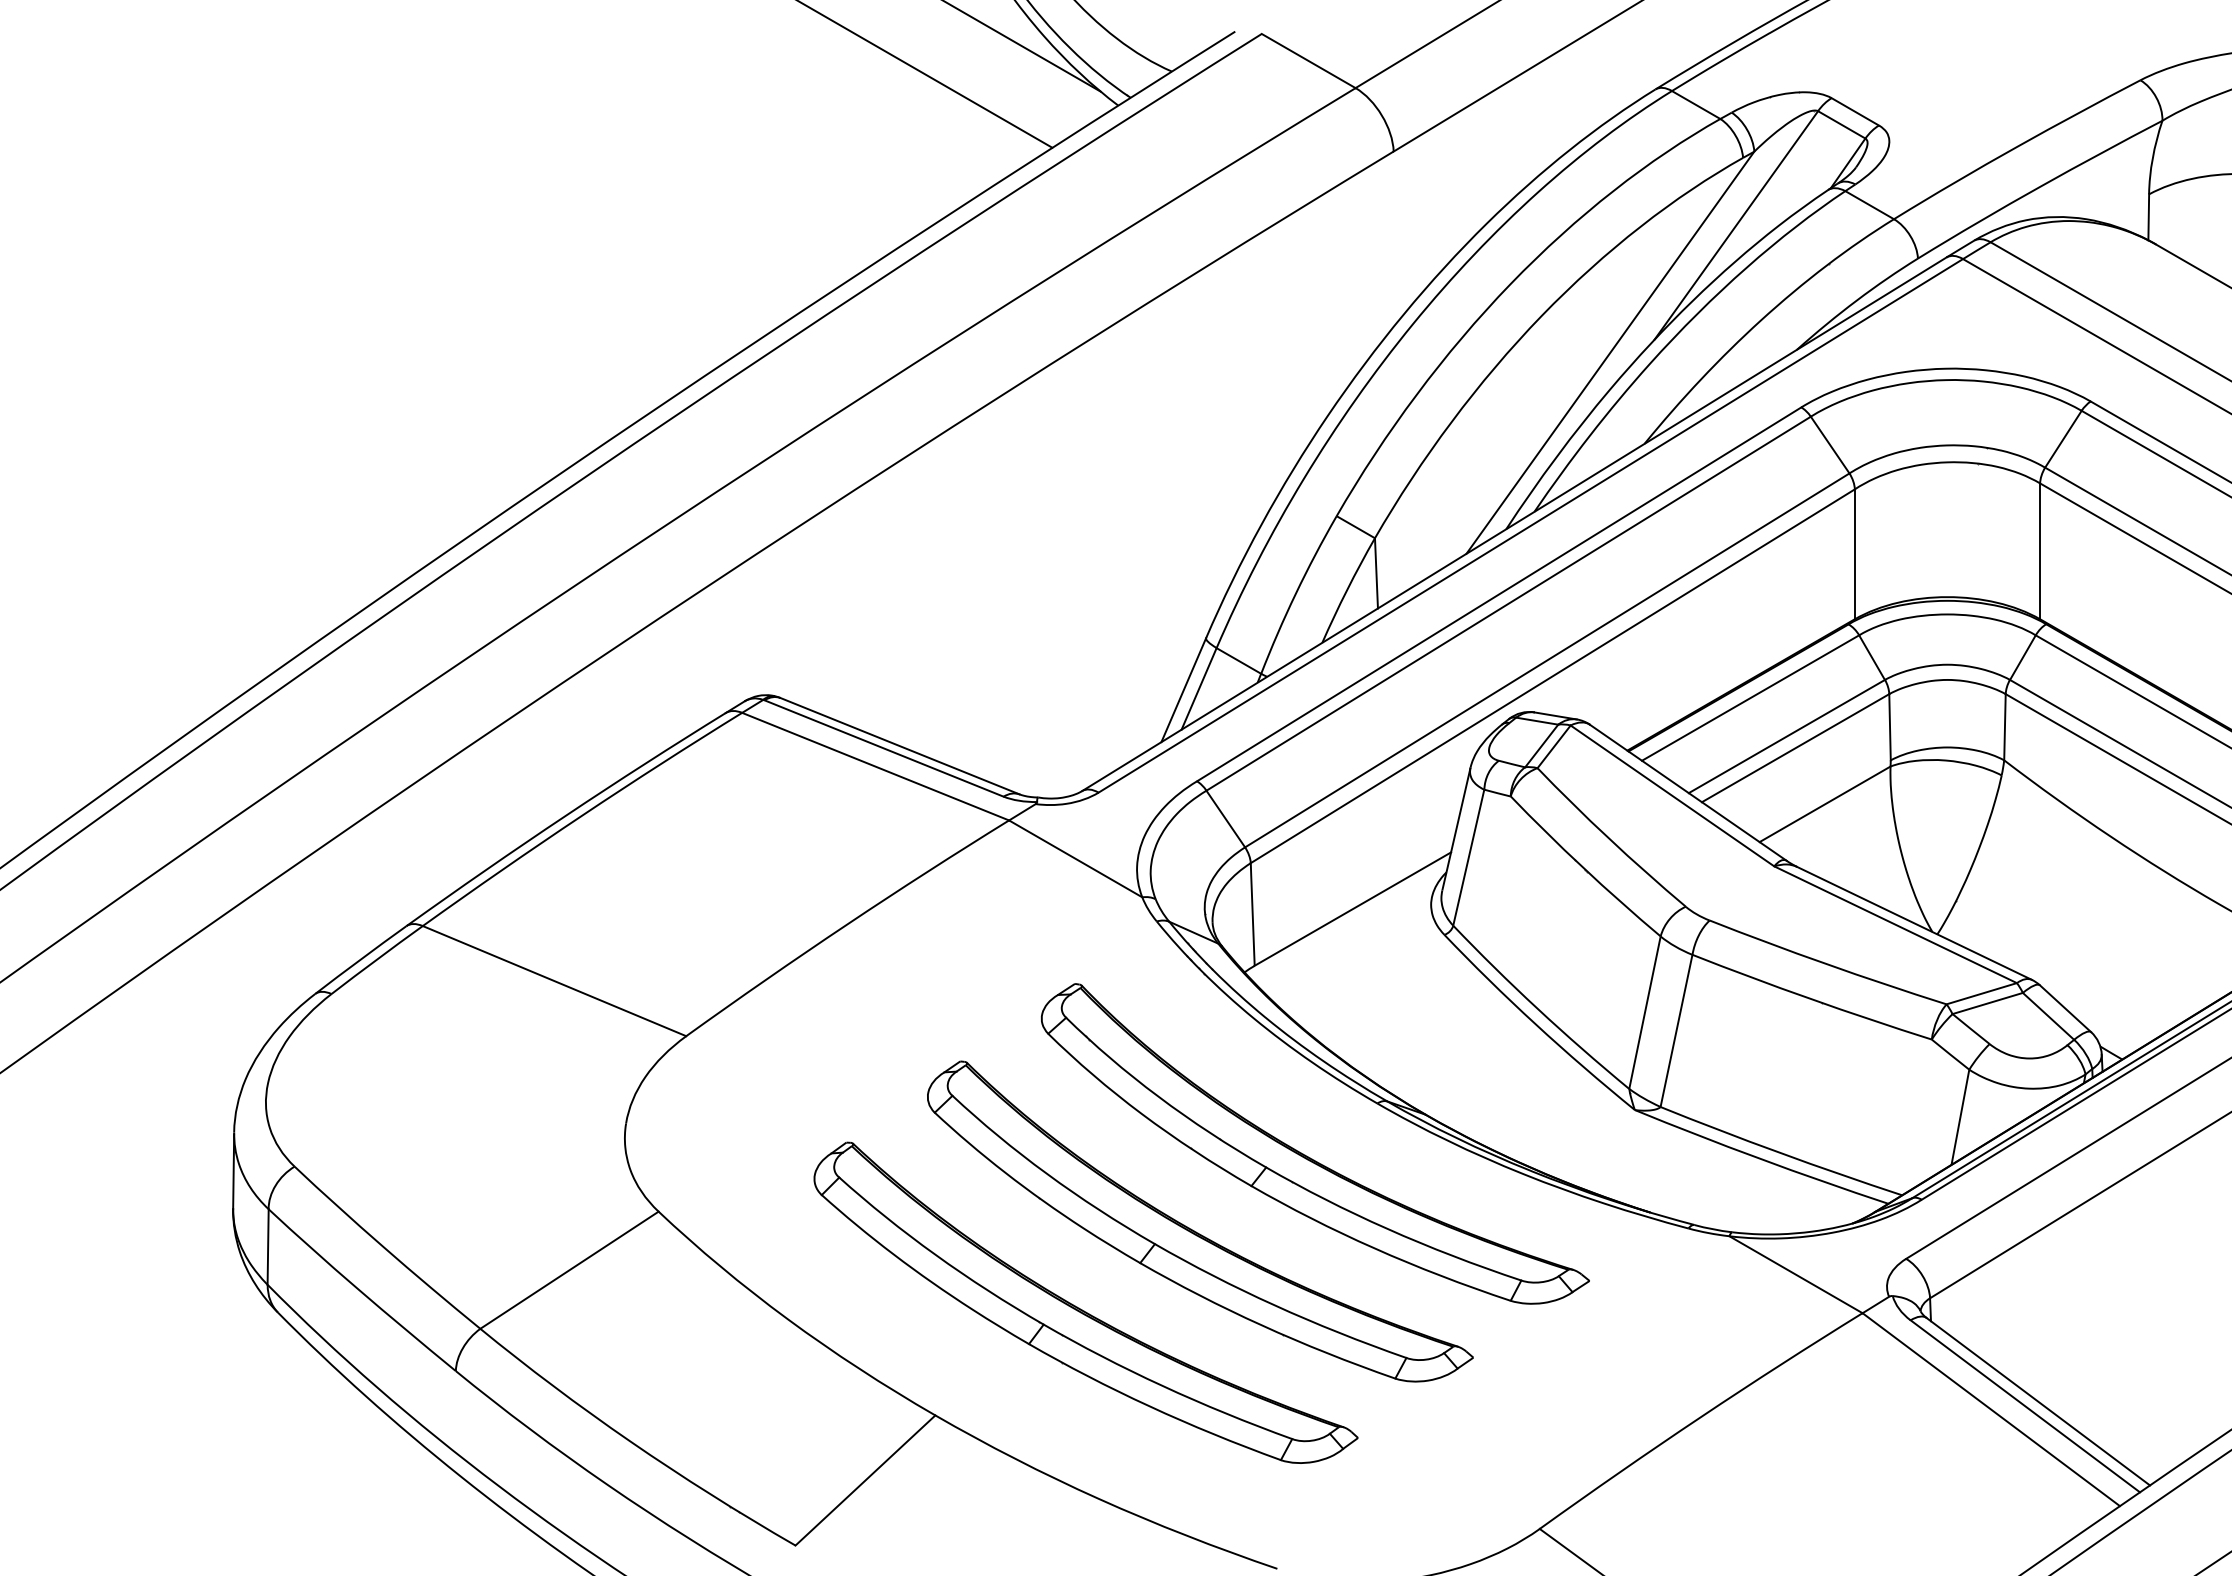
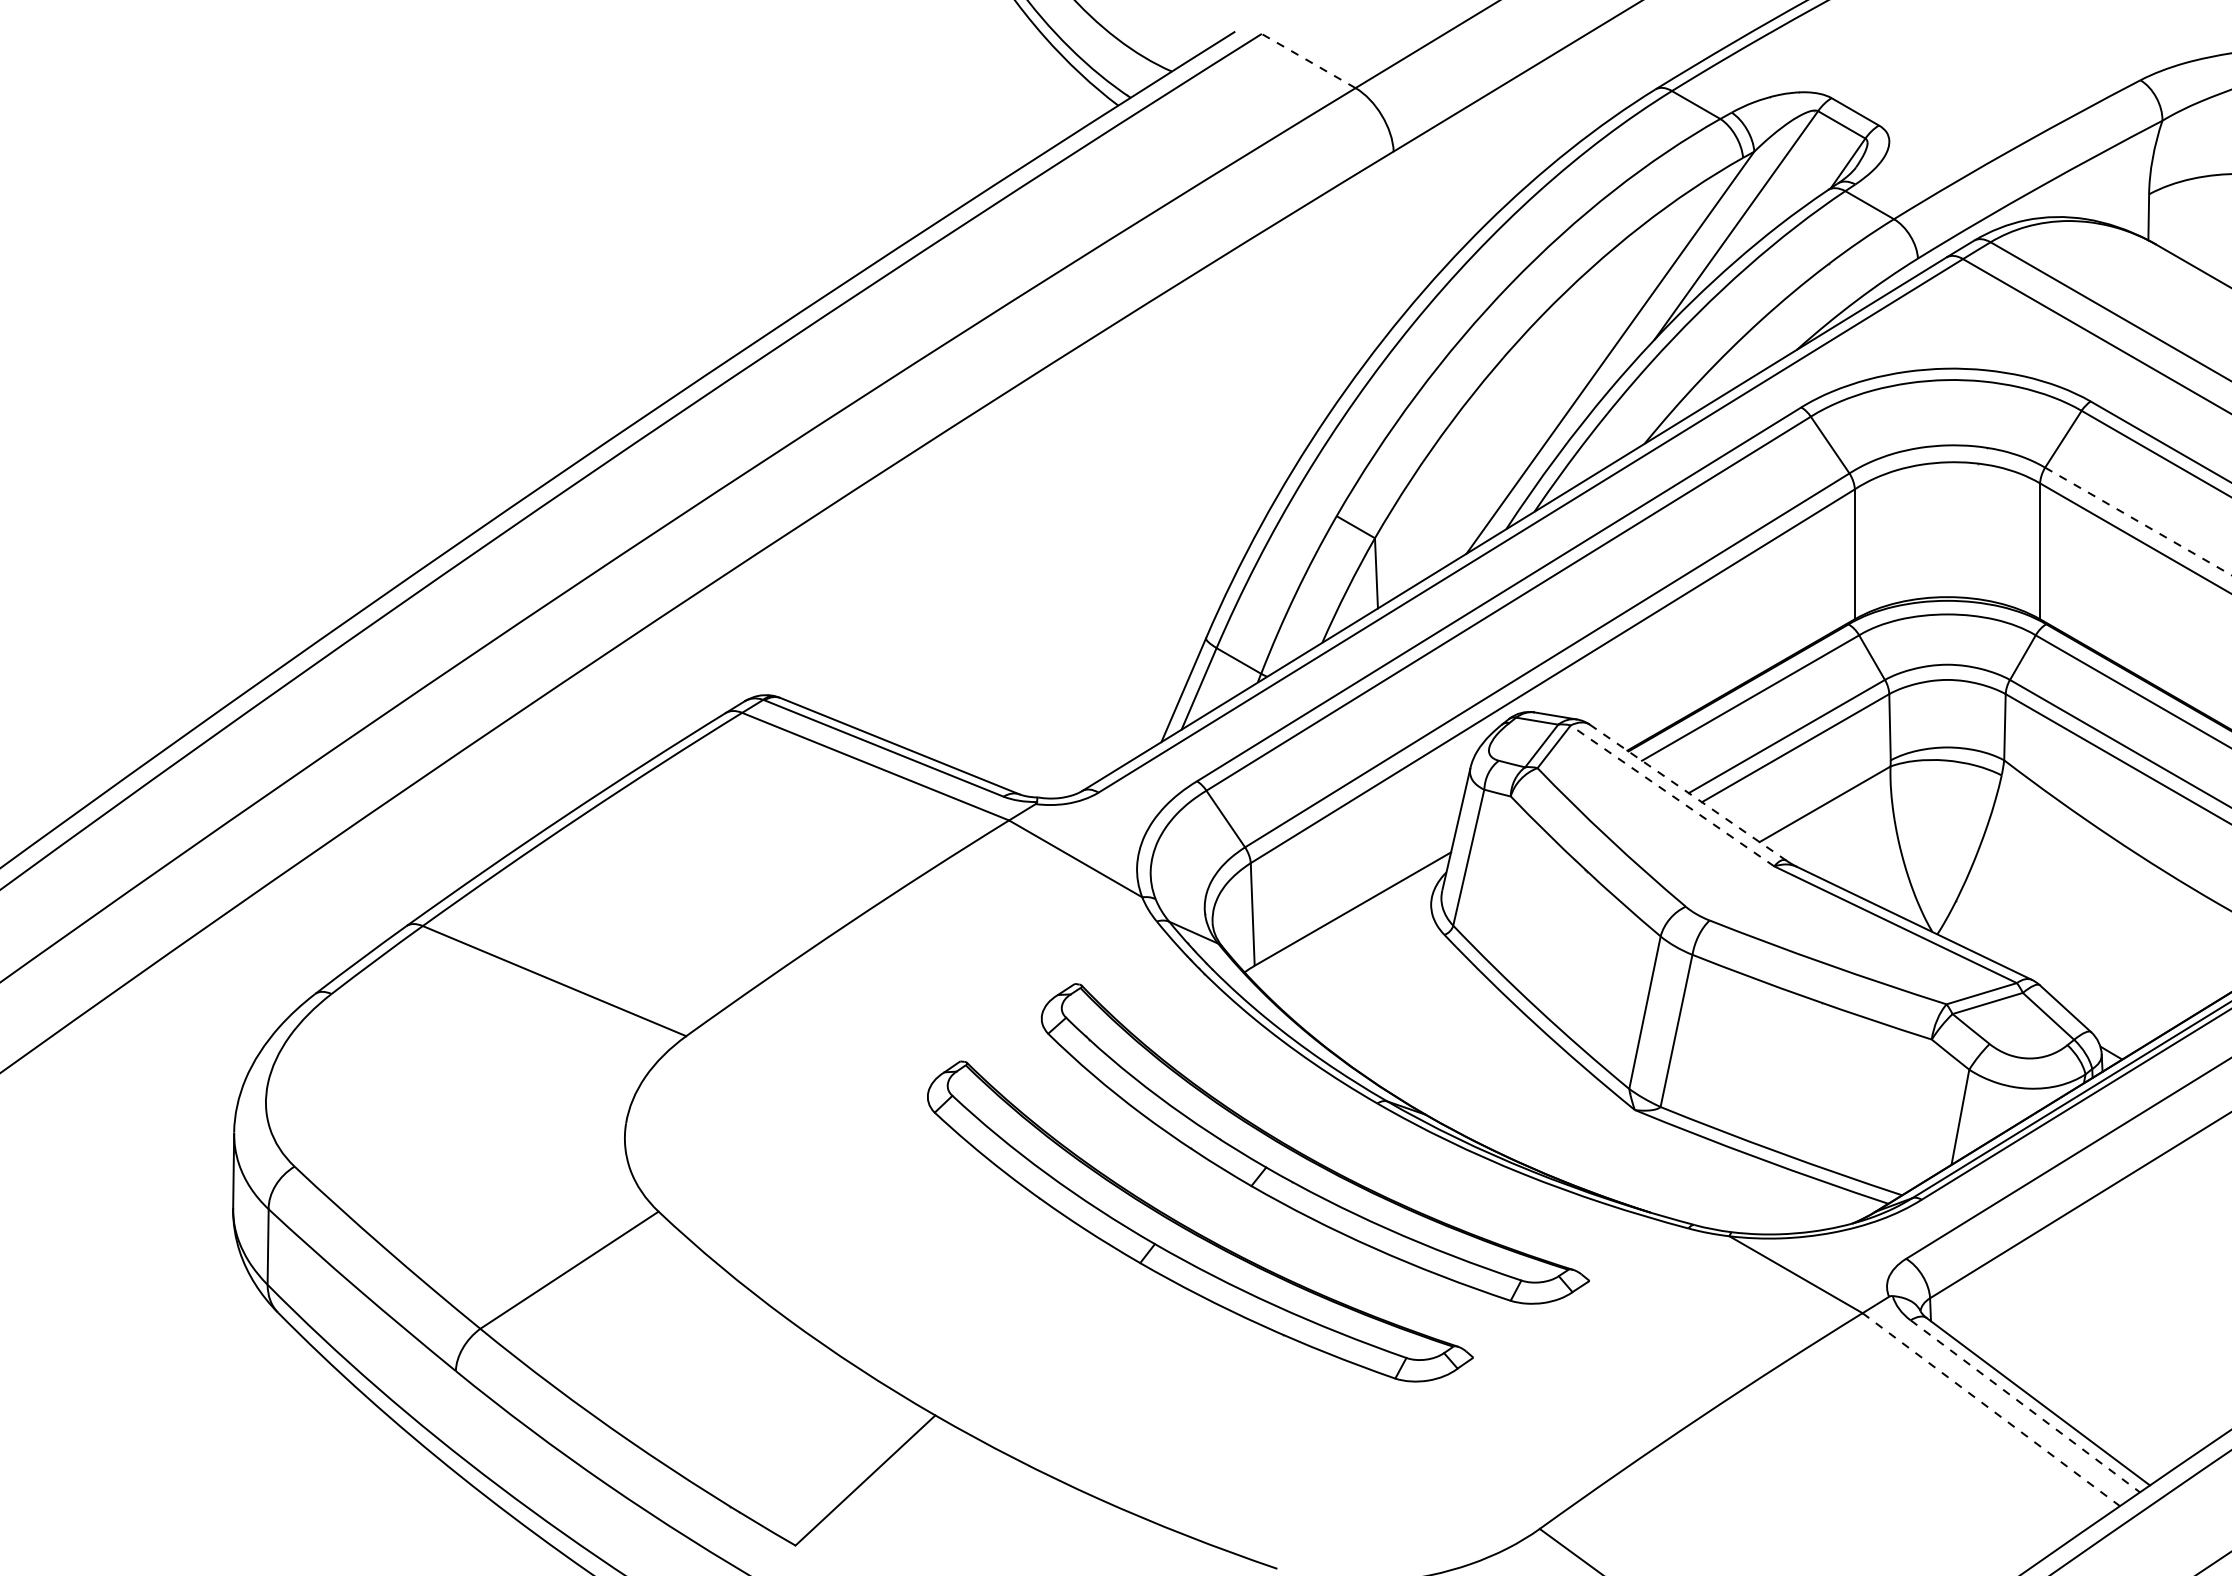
line: present -> none (1022, 46)
line: solid -> dashed (1308, 60)
line: present -> none (926, 74)
line: solid -> dashed (2138, 521)
line: solid -> dashed (1688, 792)
line: solid -> dashed (1672, 795)
part: present -> none (1082, 1309)
line: solid -> dashed (2025, 1406)
line: solid -> dashed (1991, 1409)
